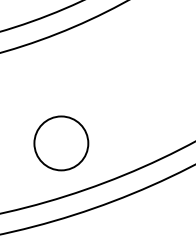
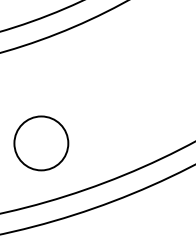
circle position: (61, 143) -> (41, 143) (41, 143)
